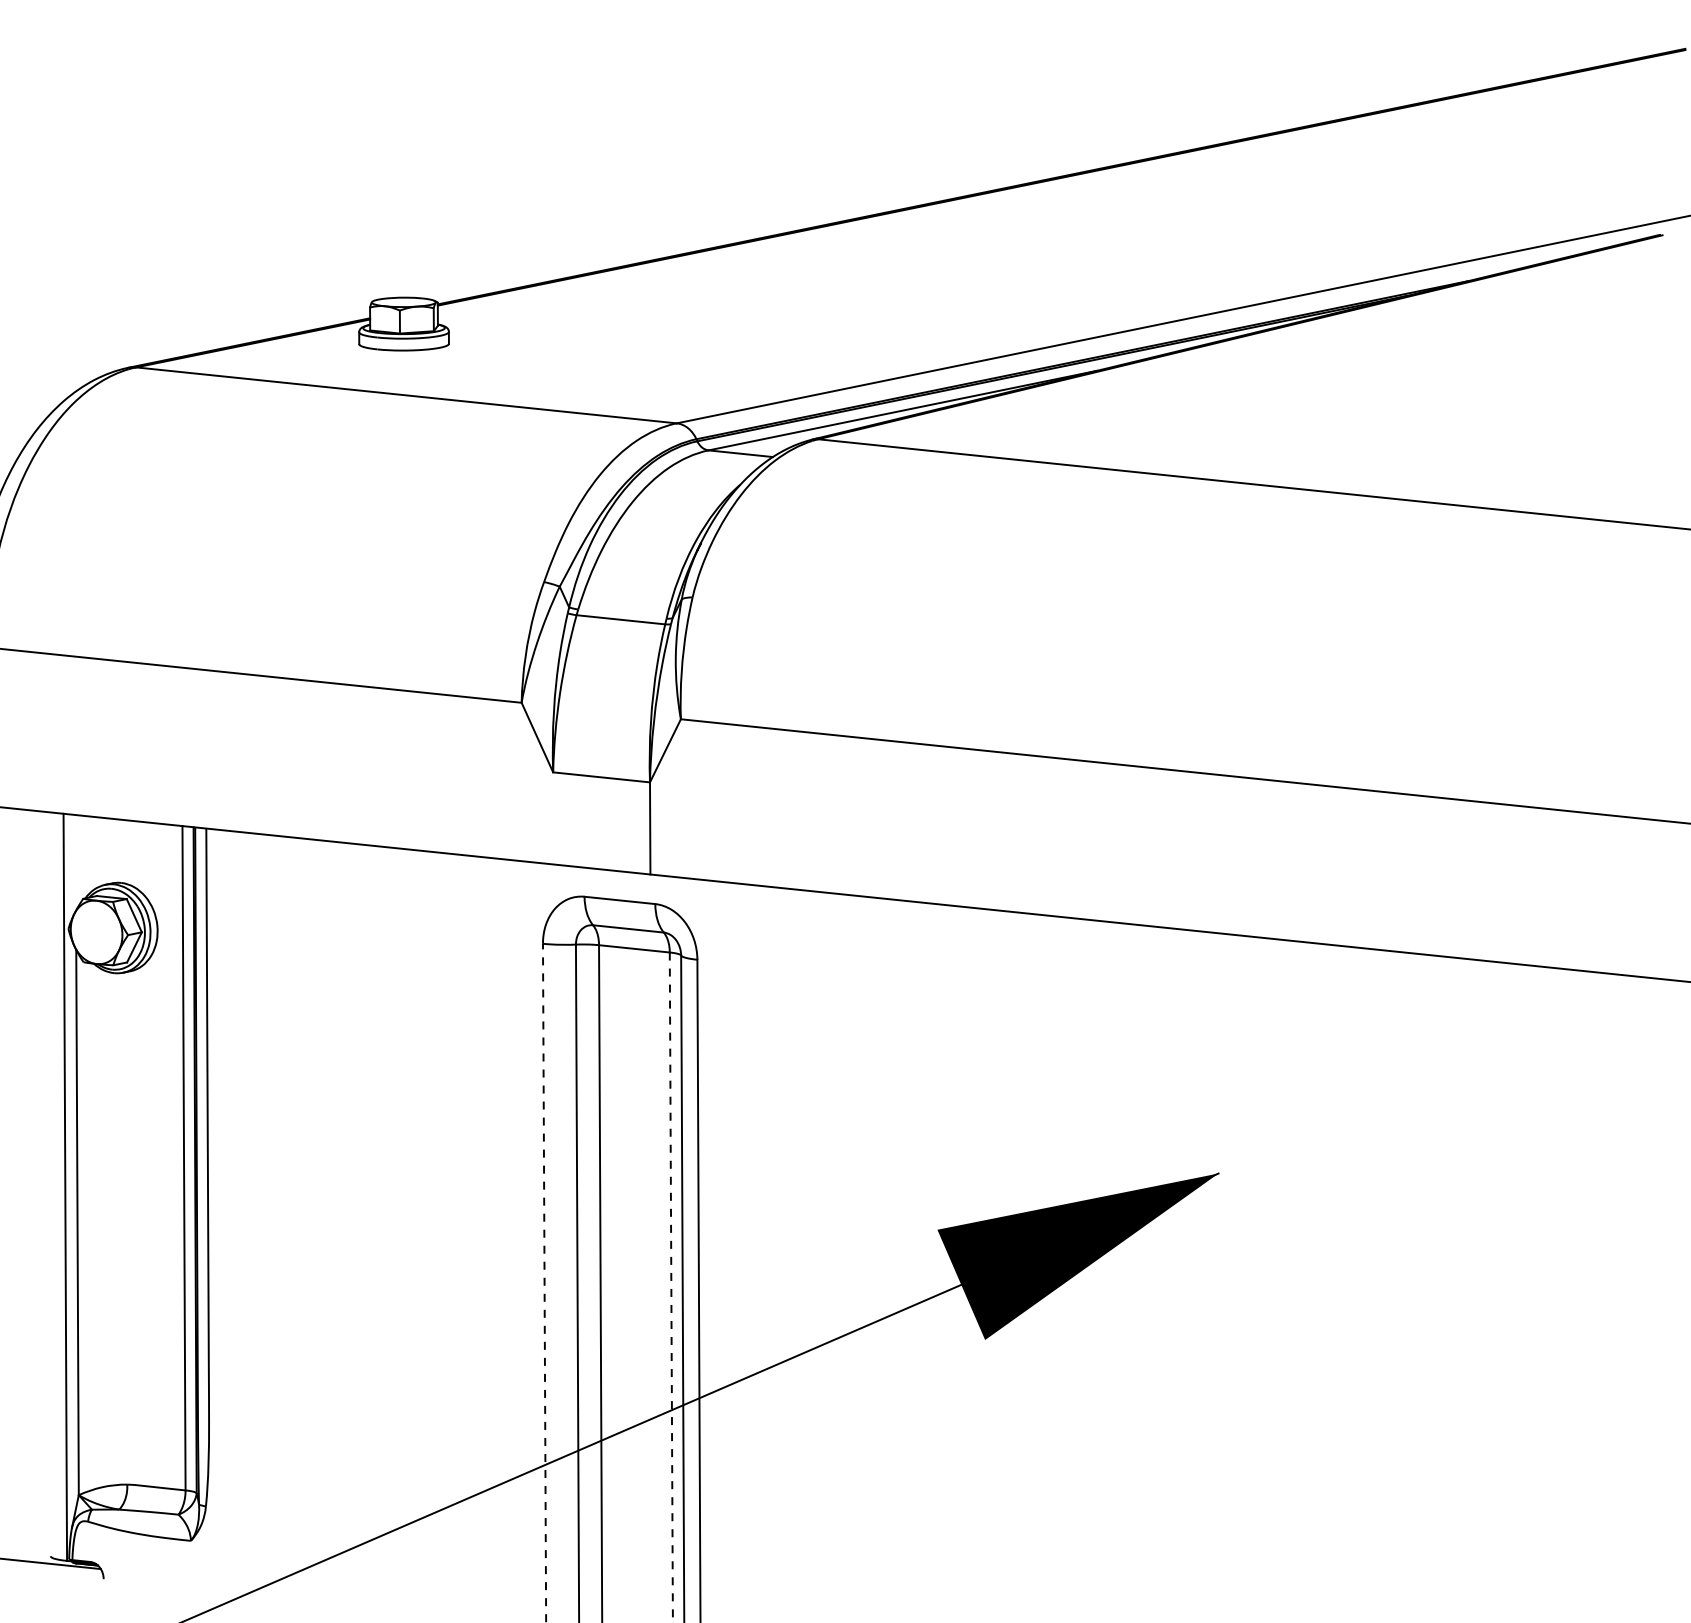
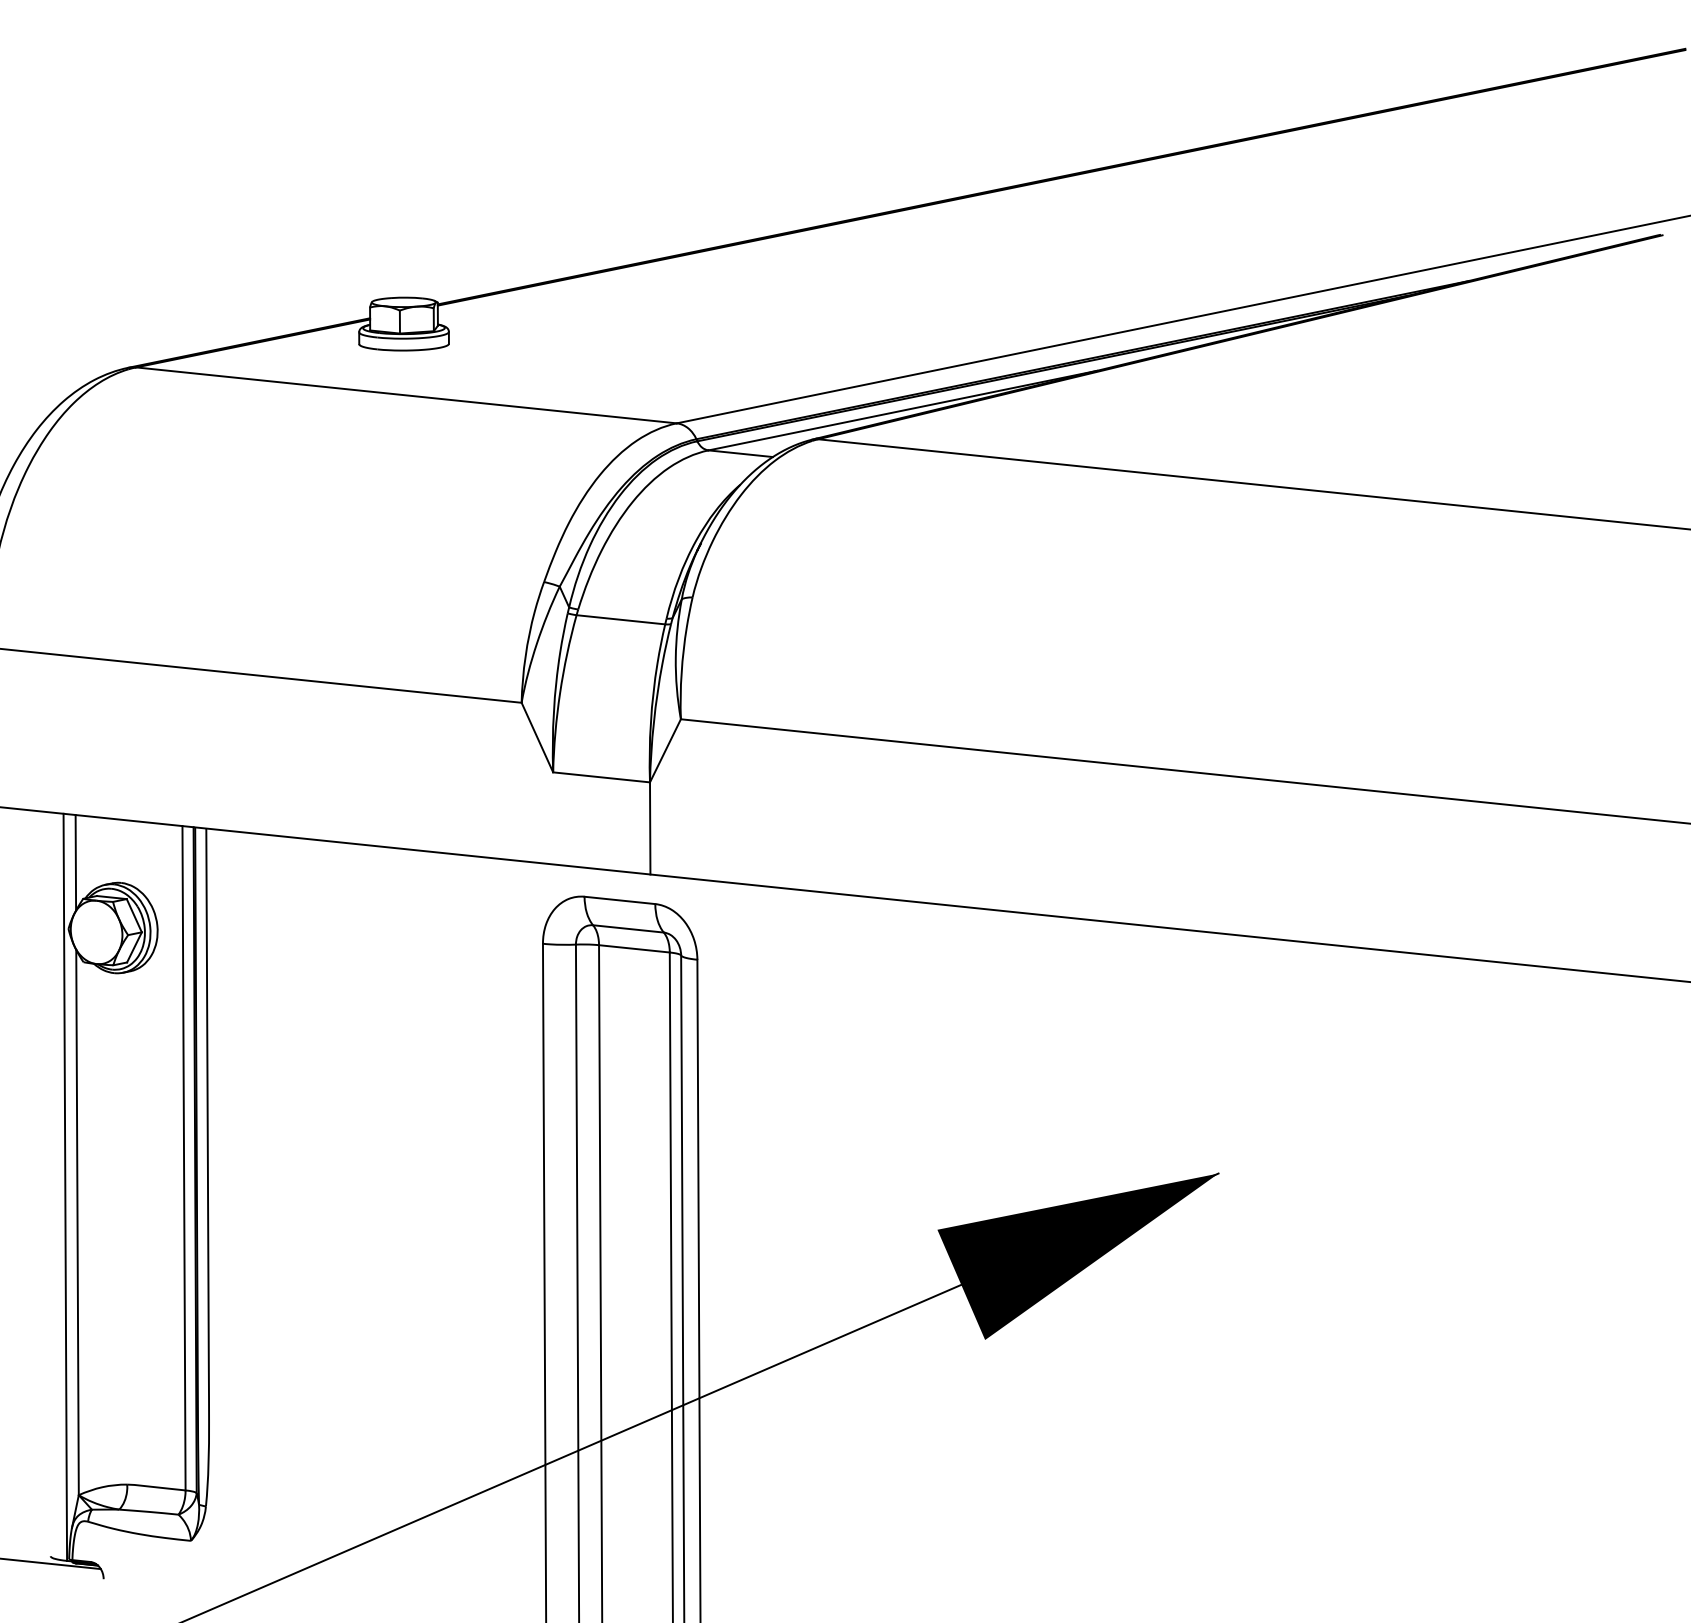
line: none -> present (75, 862)
line: dashed -> solid (544, 1282)
line: dashed -> solid (671, 1287)
